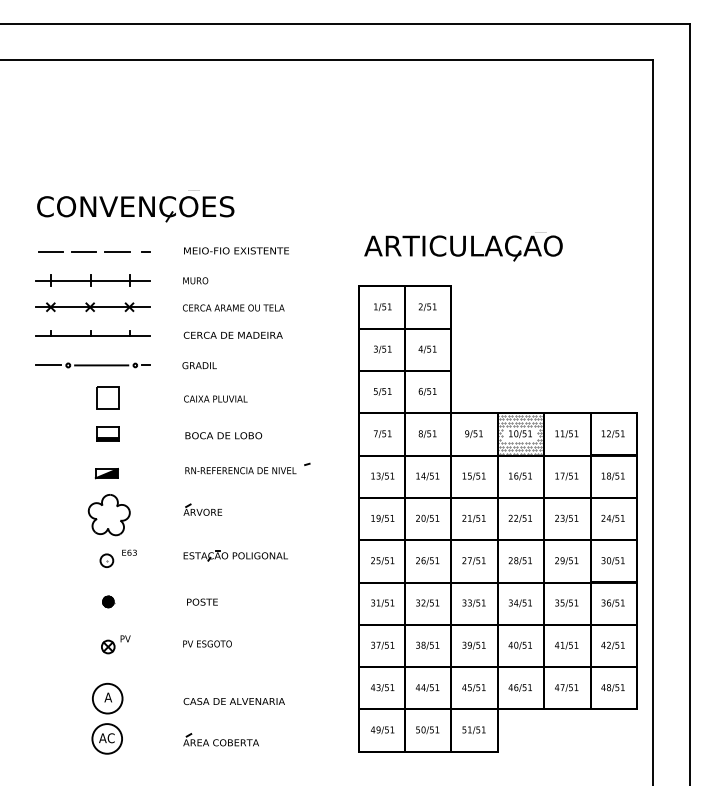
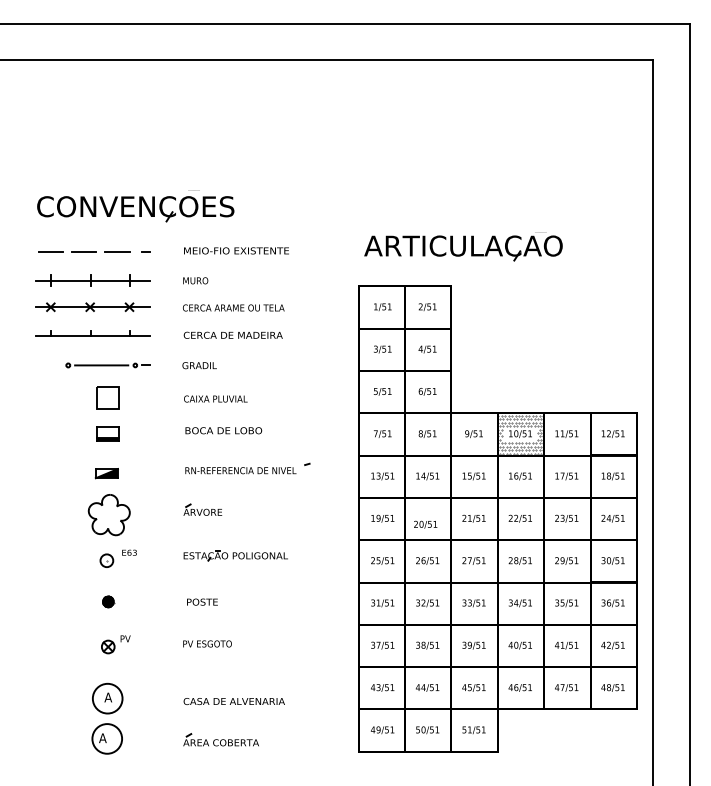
line: present -> none (48, 365)
text position: (223, 435) -> (223, 430) (223, 430)
text position: (427, 518) -> (425, 524) (425, 524)
text: AC -> A (110, 738)
